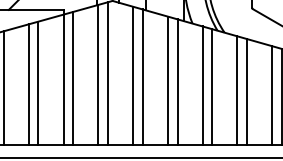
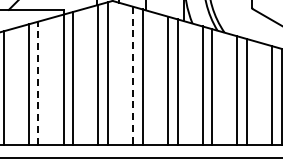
line: solid -> dashed (133, 76)
line: solid -> dashed (38, 83)
